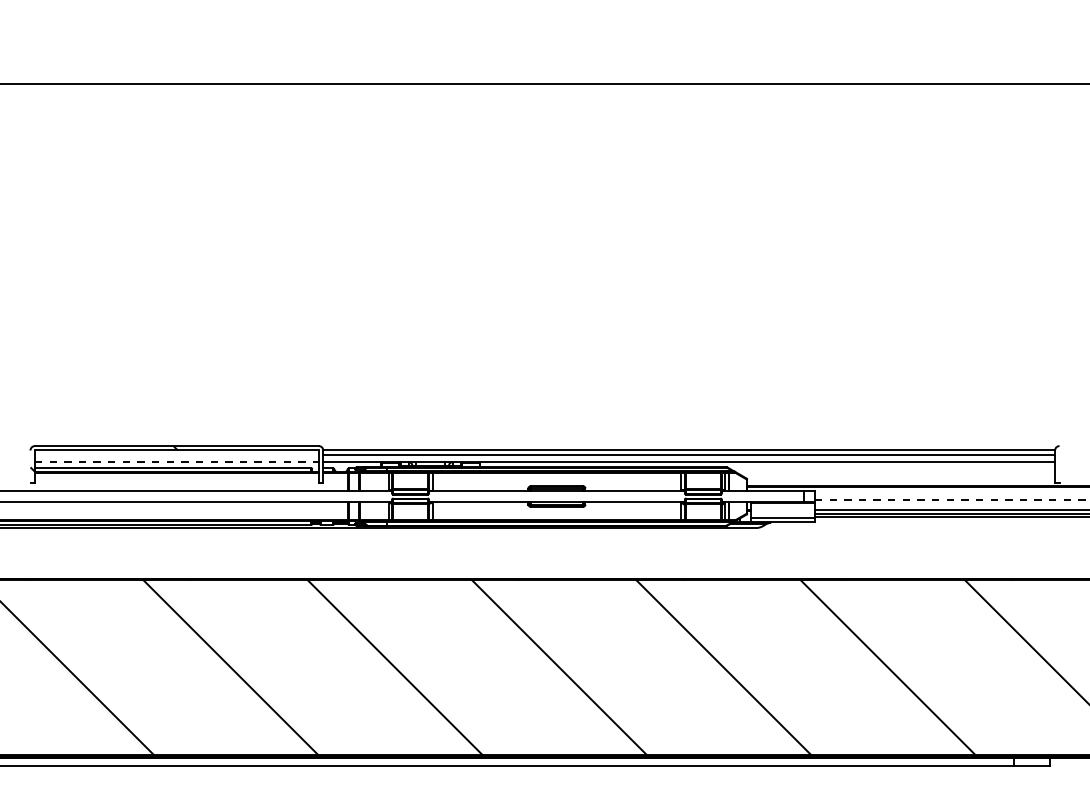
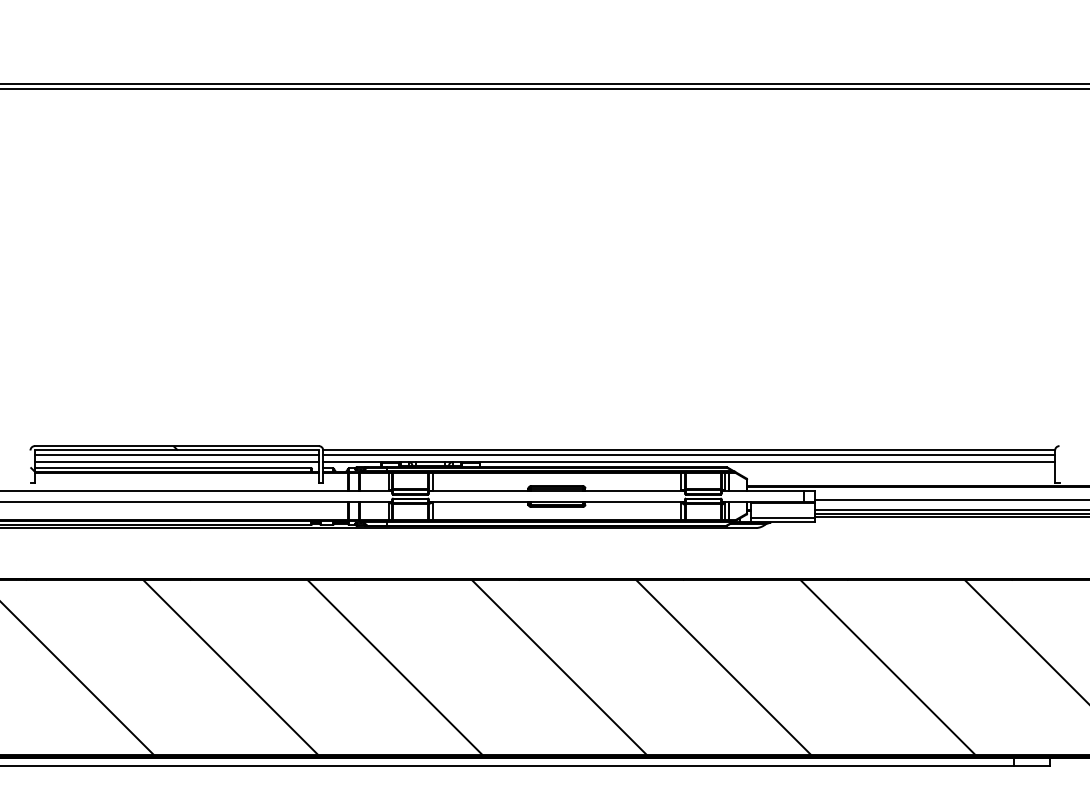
line: none -> present (544, 88)
line: none -> present (176, 454)
line: dashed -> solid (177, 462)
line: dashed -> solid (952, 500)
